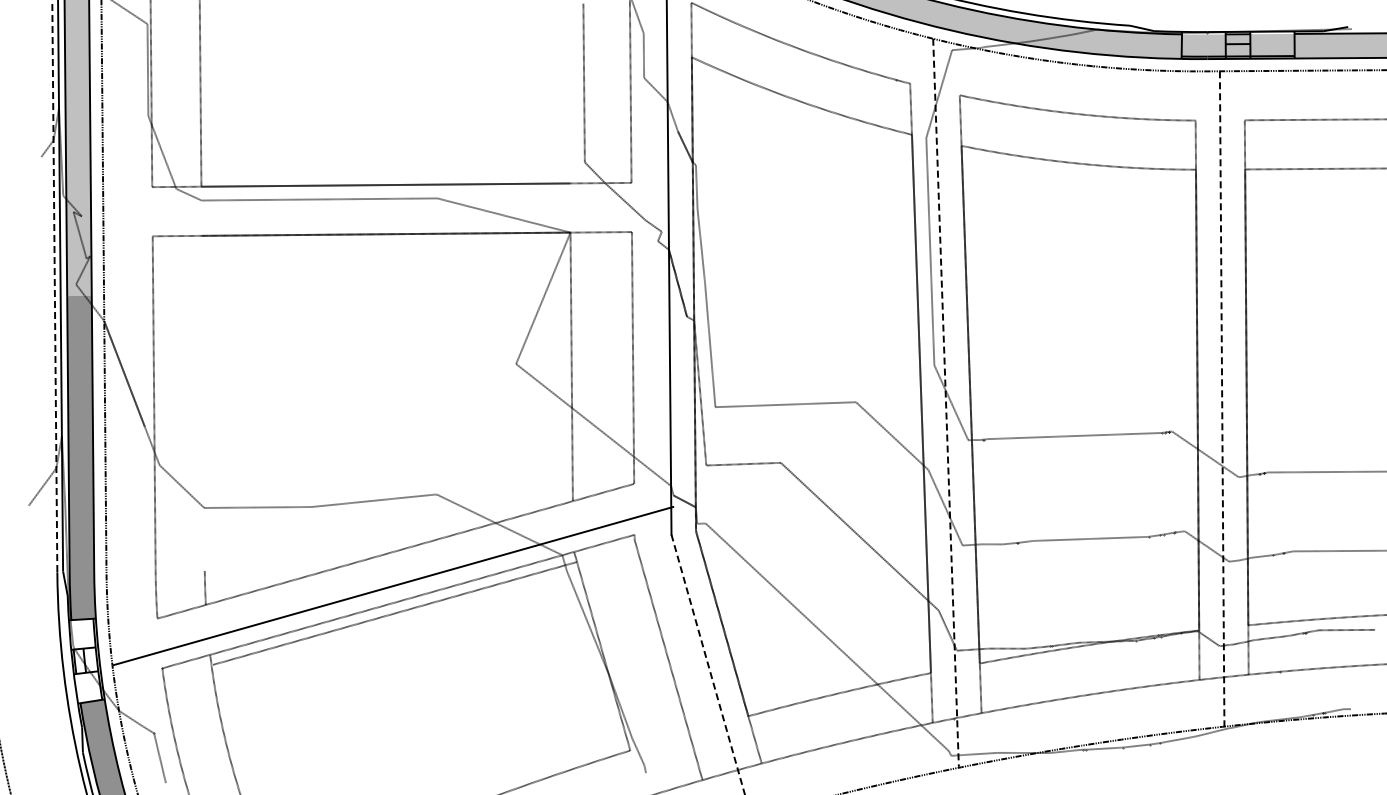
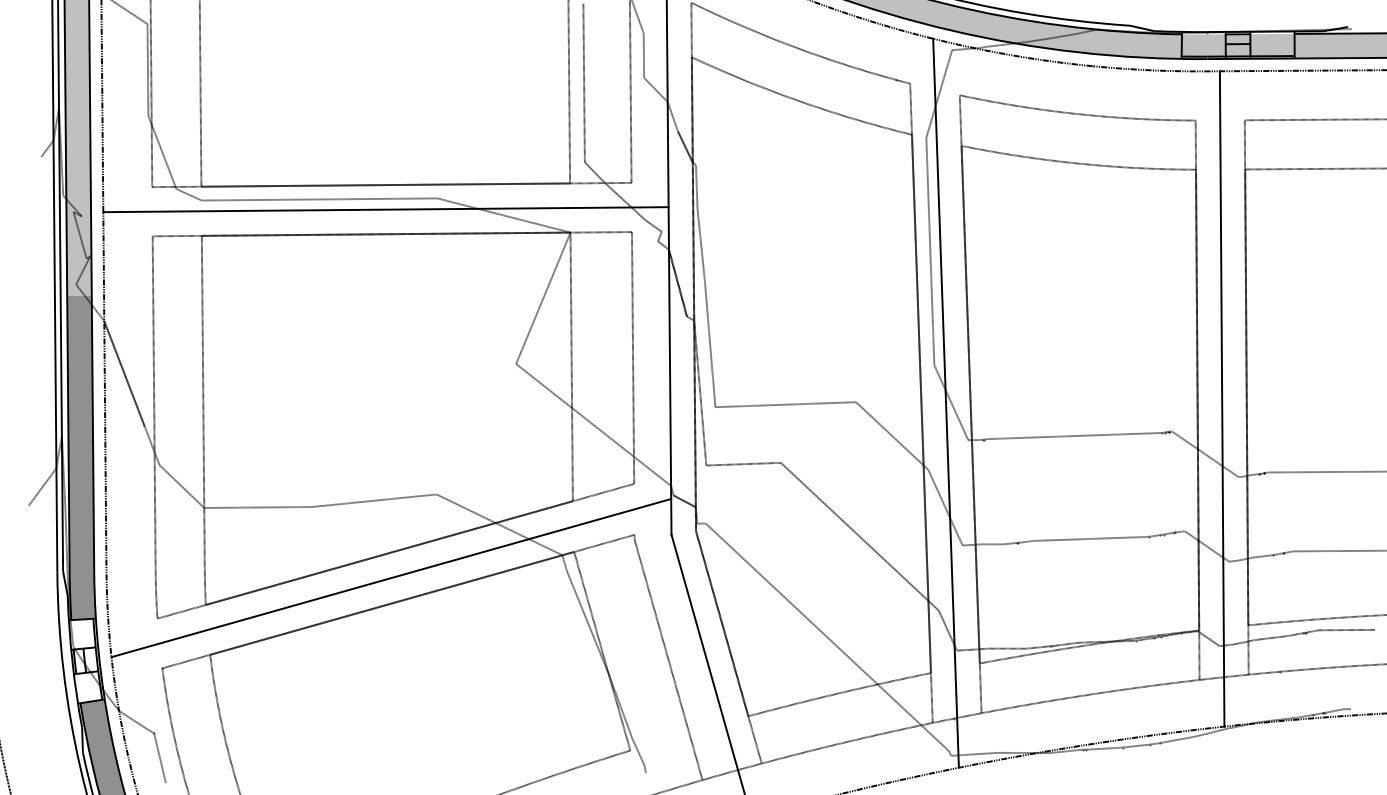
line: none -> present (569, 92)
line: none -> present (385, 209)
line: dashed -> solid (54, 286)
line: dashed -> solid (1222, 398)
line: none -> present (202, 402)
line: dashed -> solid (946, 403)
line: none -> present (388, 552)
line position: (393, 585) -> (391, 577) (391, 577)
line position: (395, 612) -> (392, 602) (392, 602)
line: dashed -> solid (708, 664)
